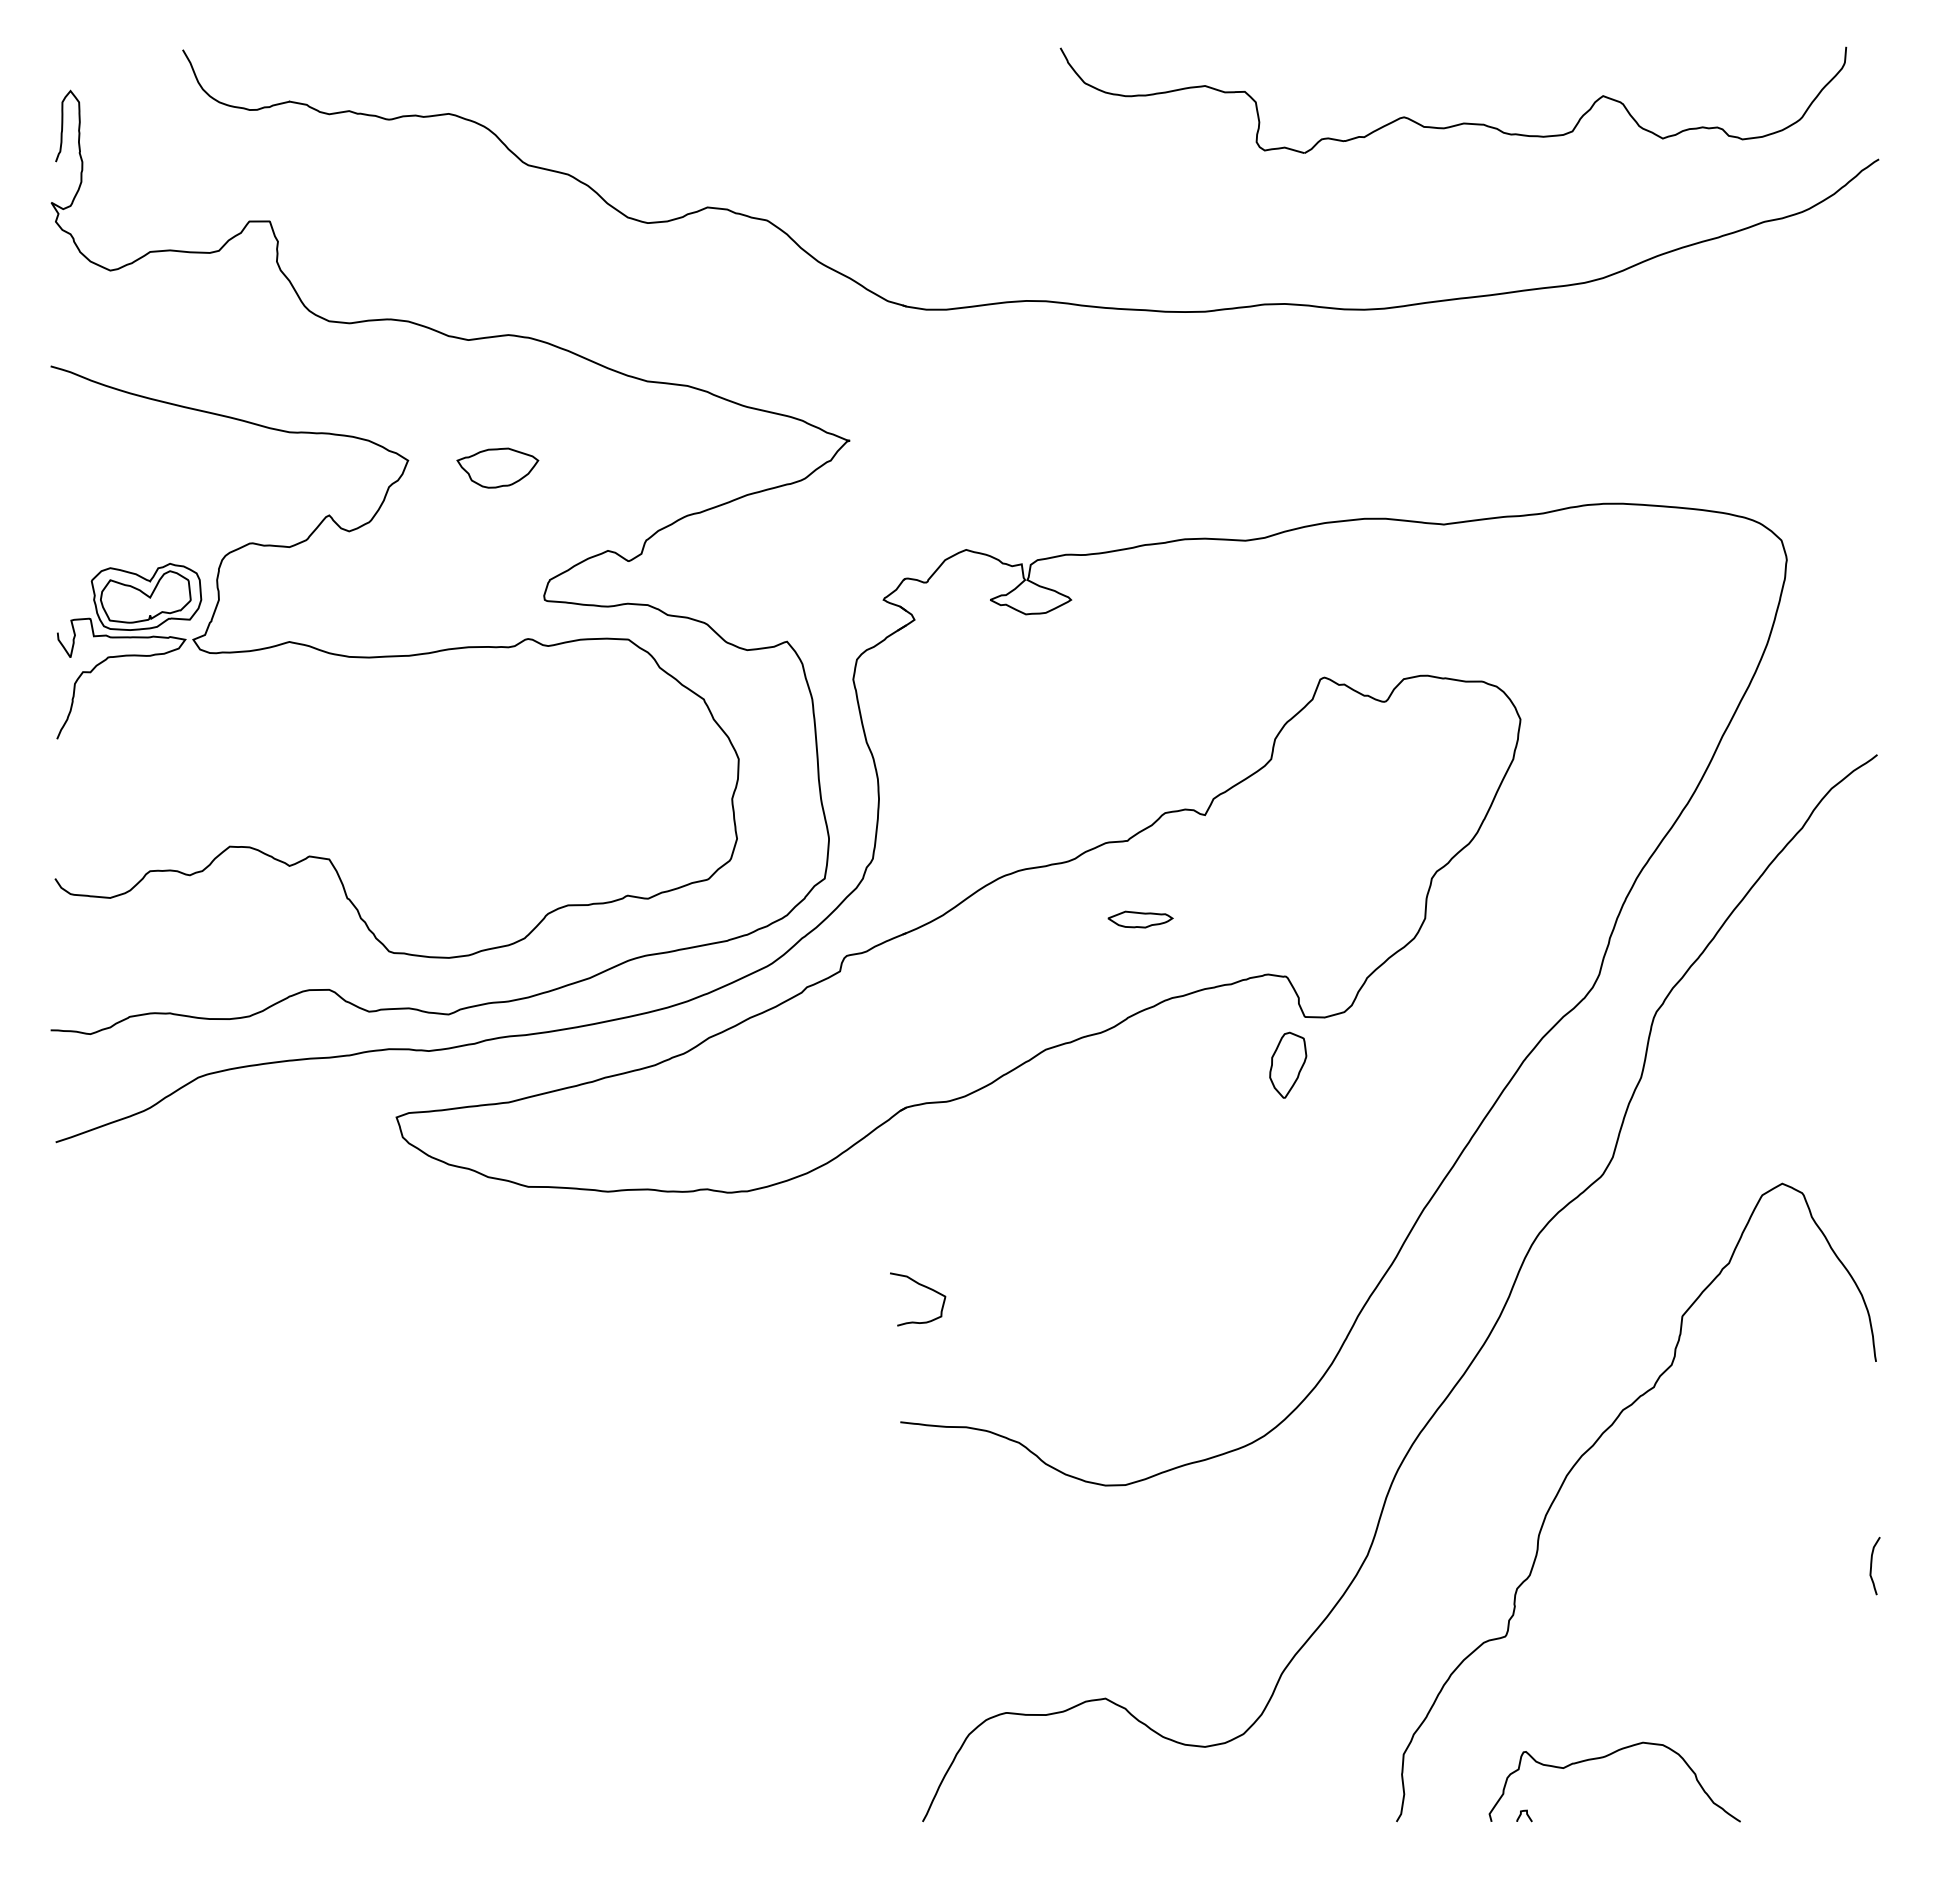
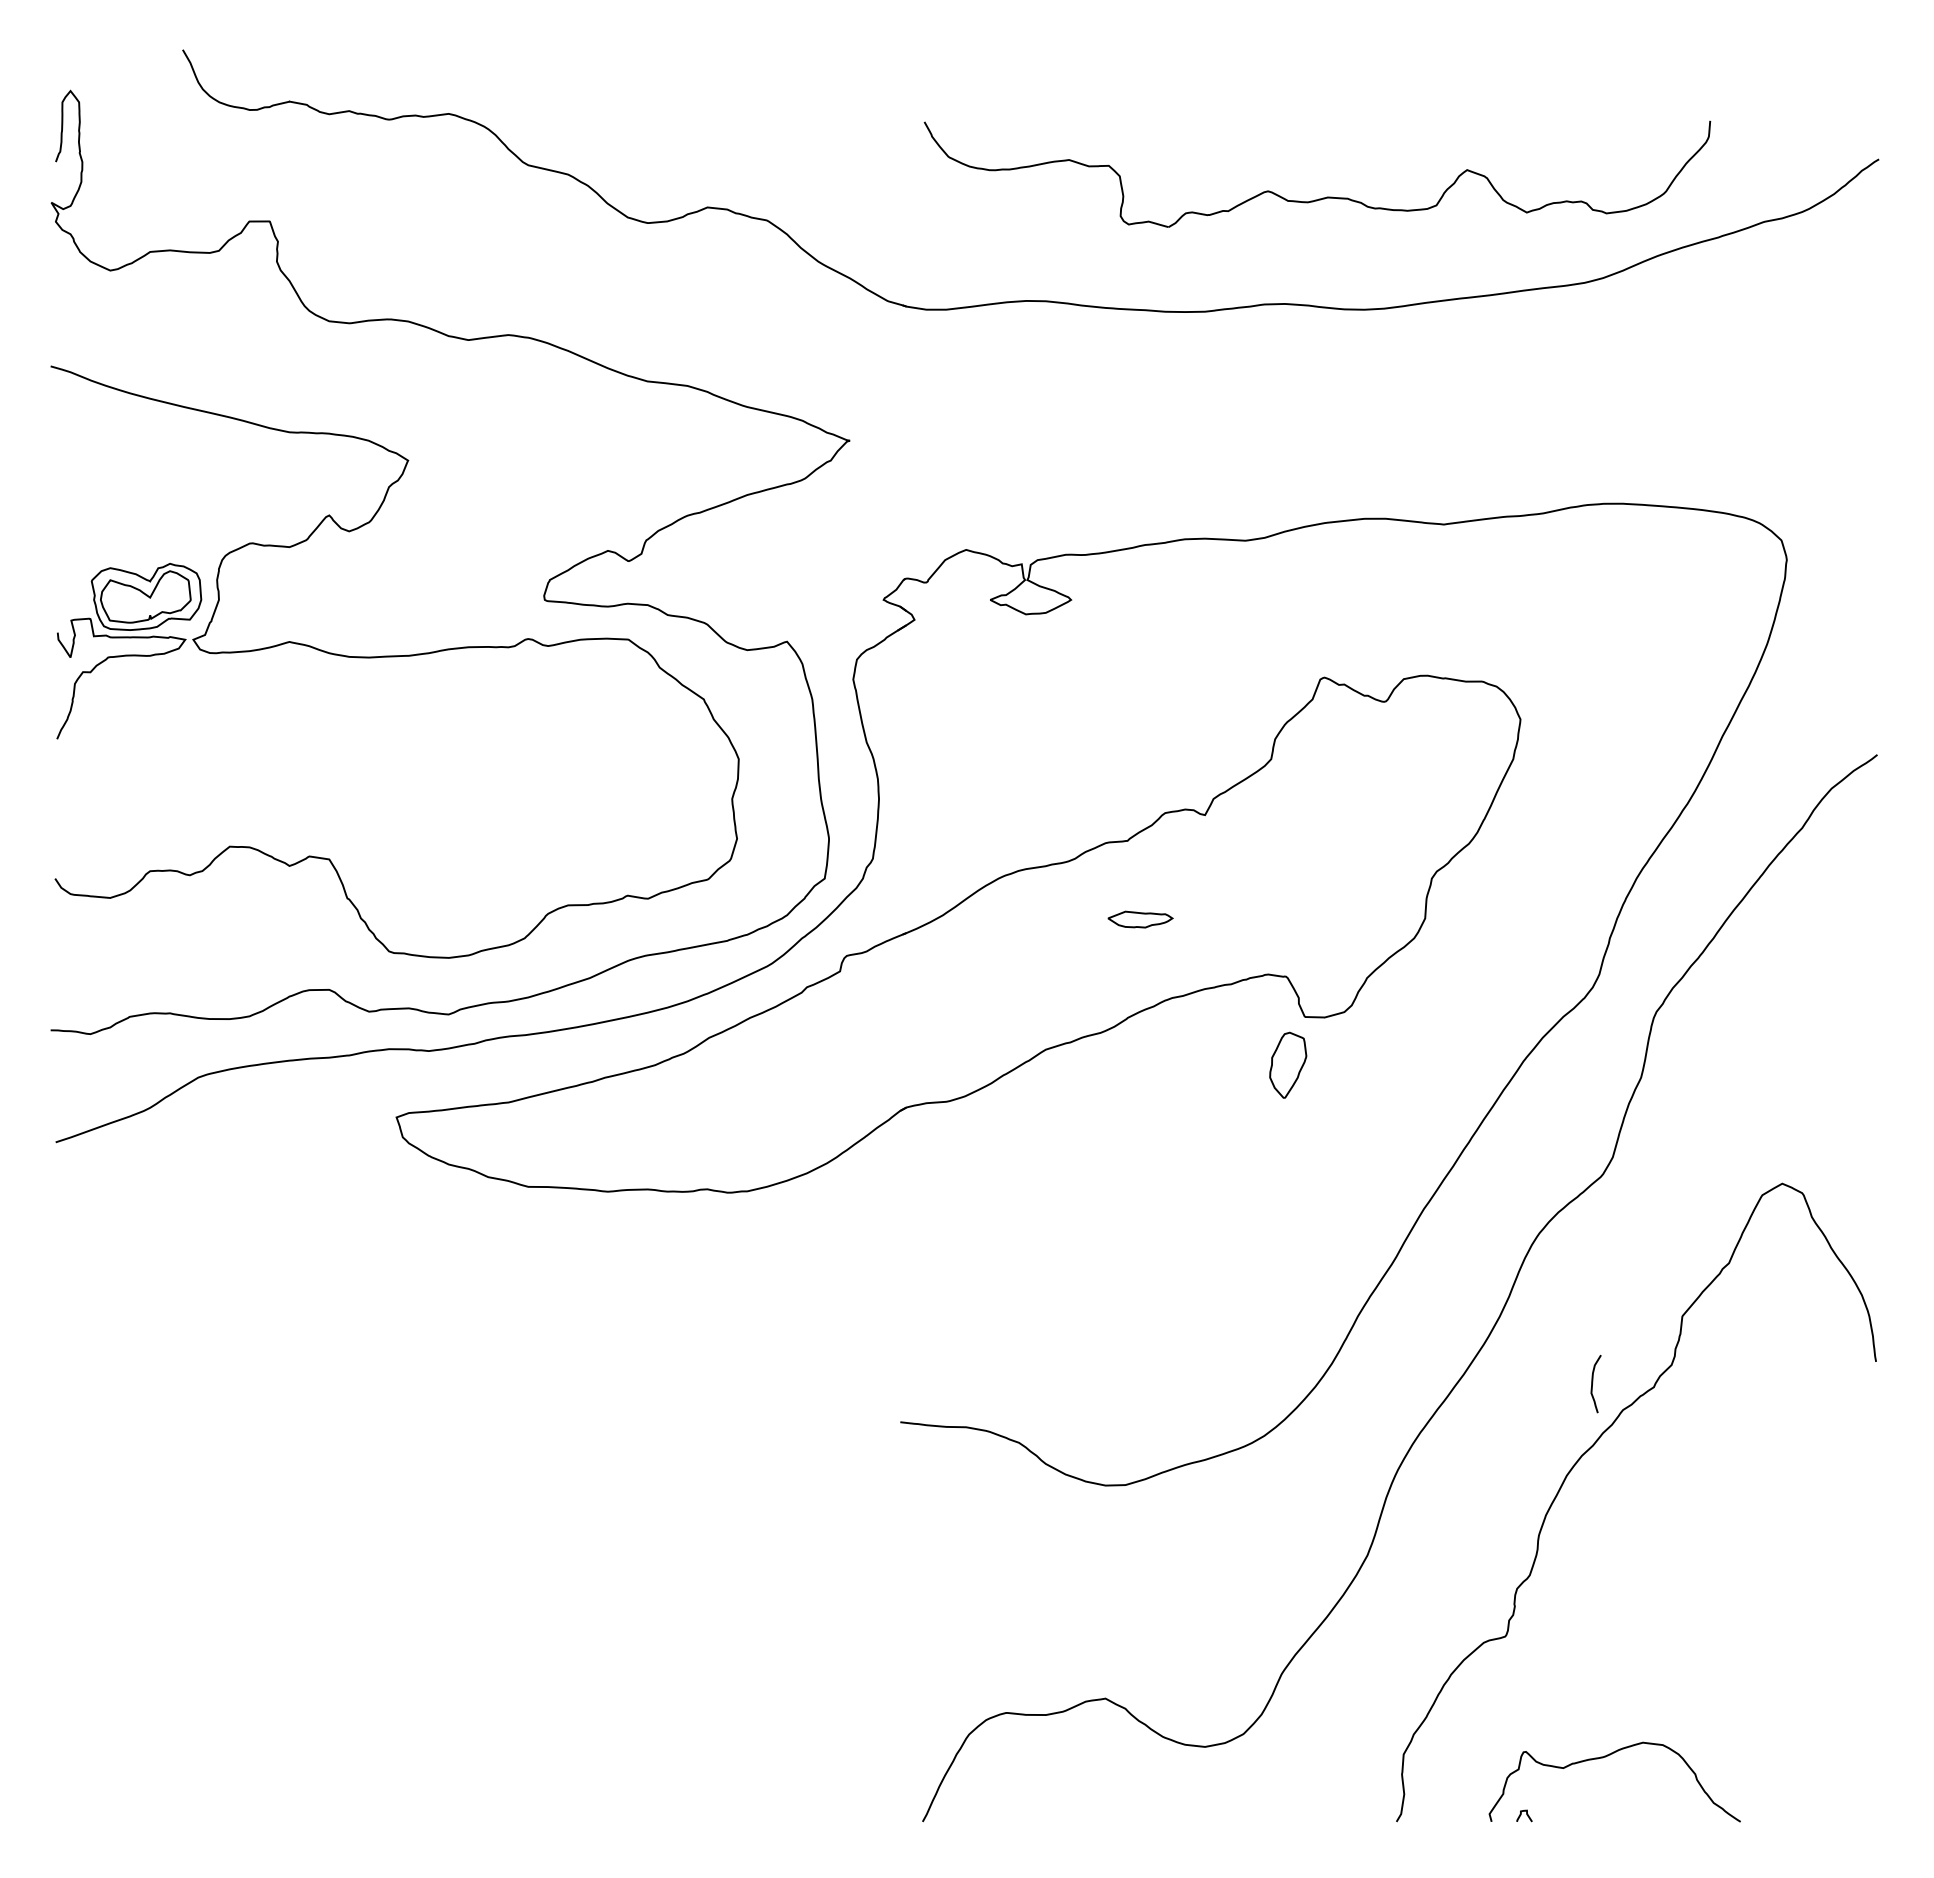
part position: (1458, 123) -> (1322, 197) (1322, 197)
part: present -> none (497, 467)
curve: present -> none (924, 1287)
curve position: (1872, 1564) -> (1593, 1382) (1593, 1382)
